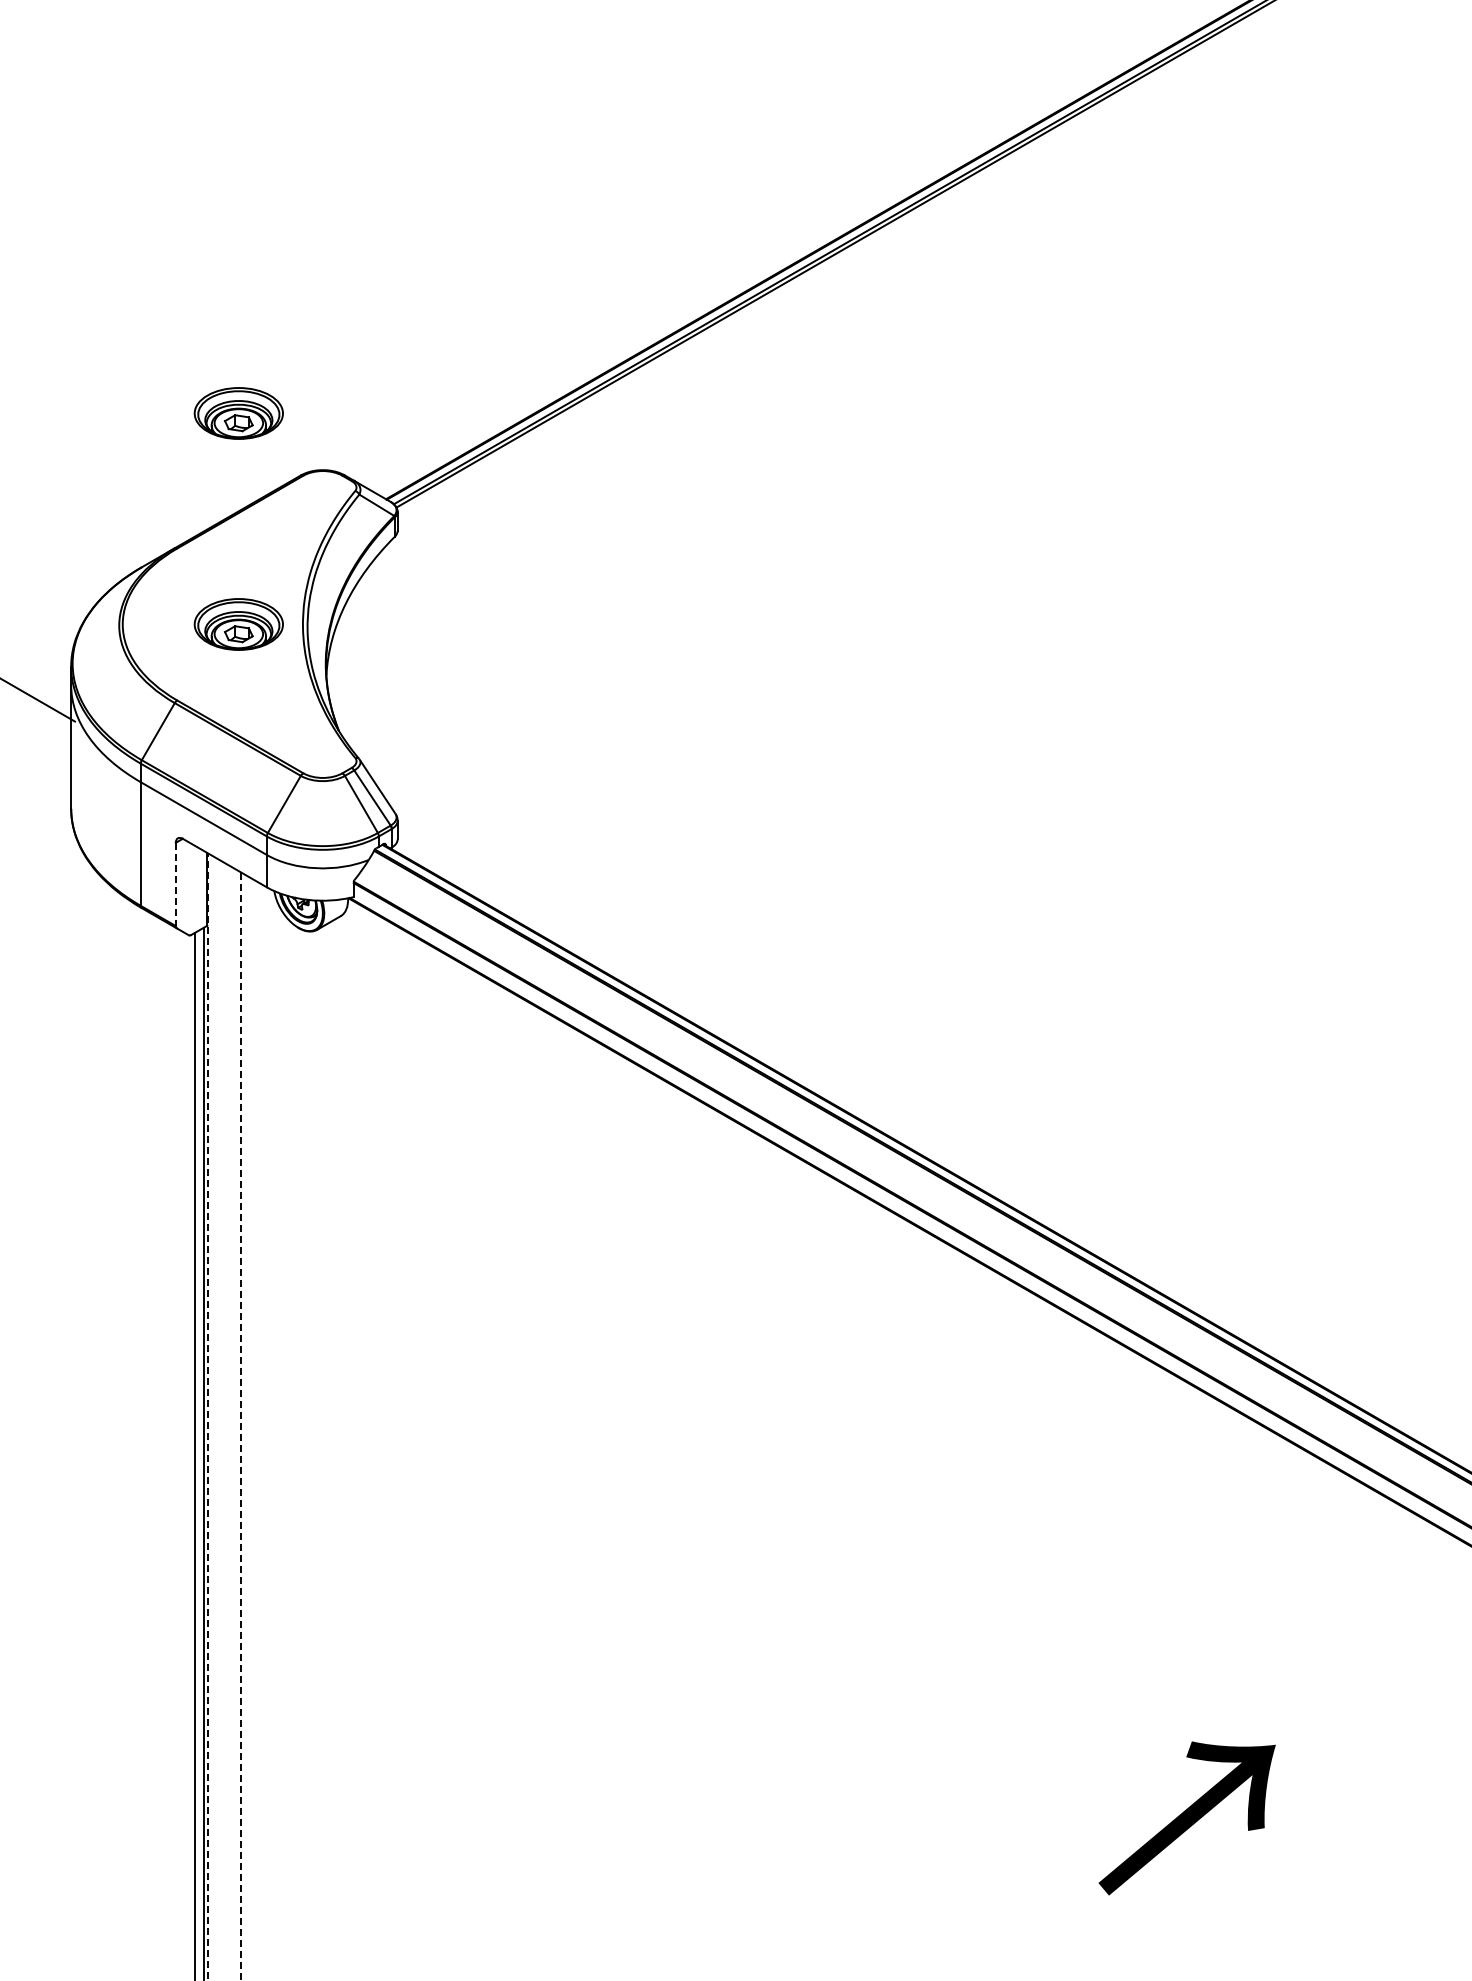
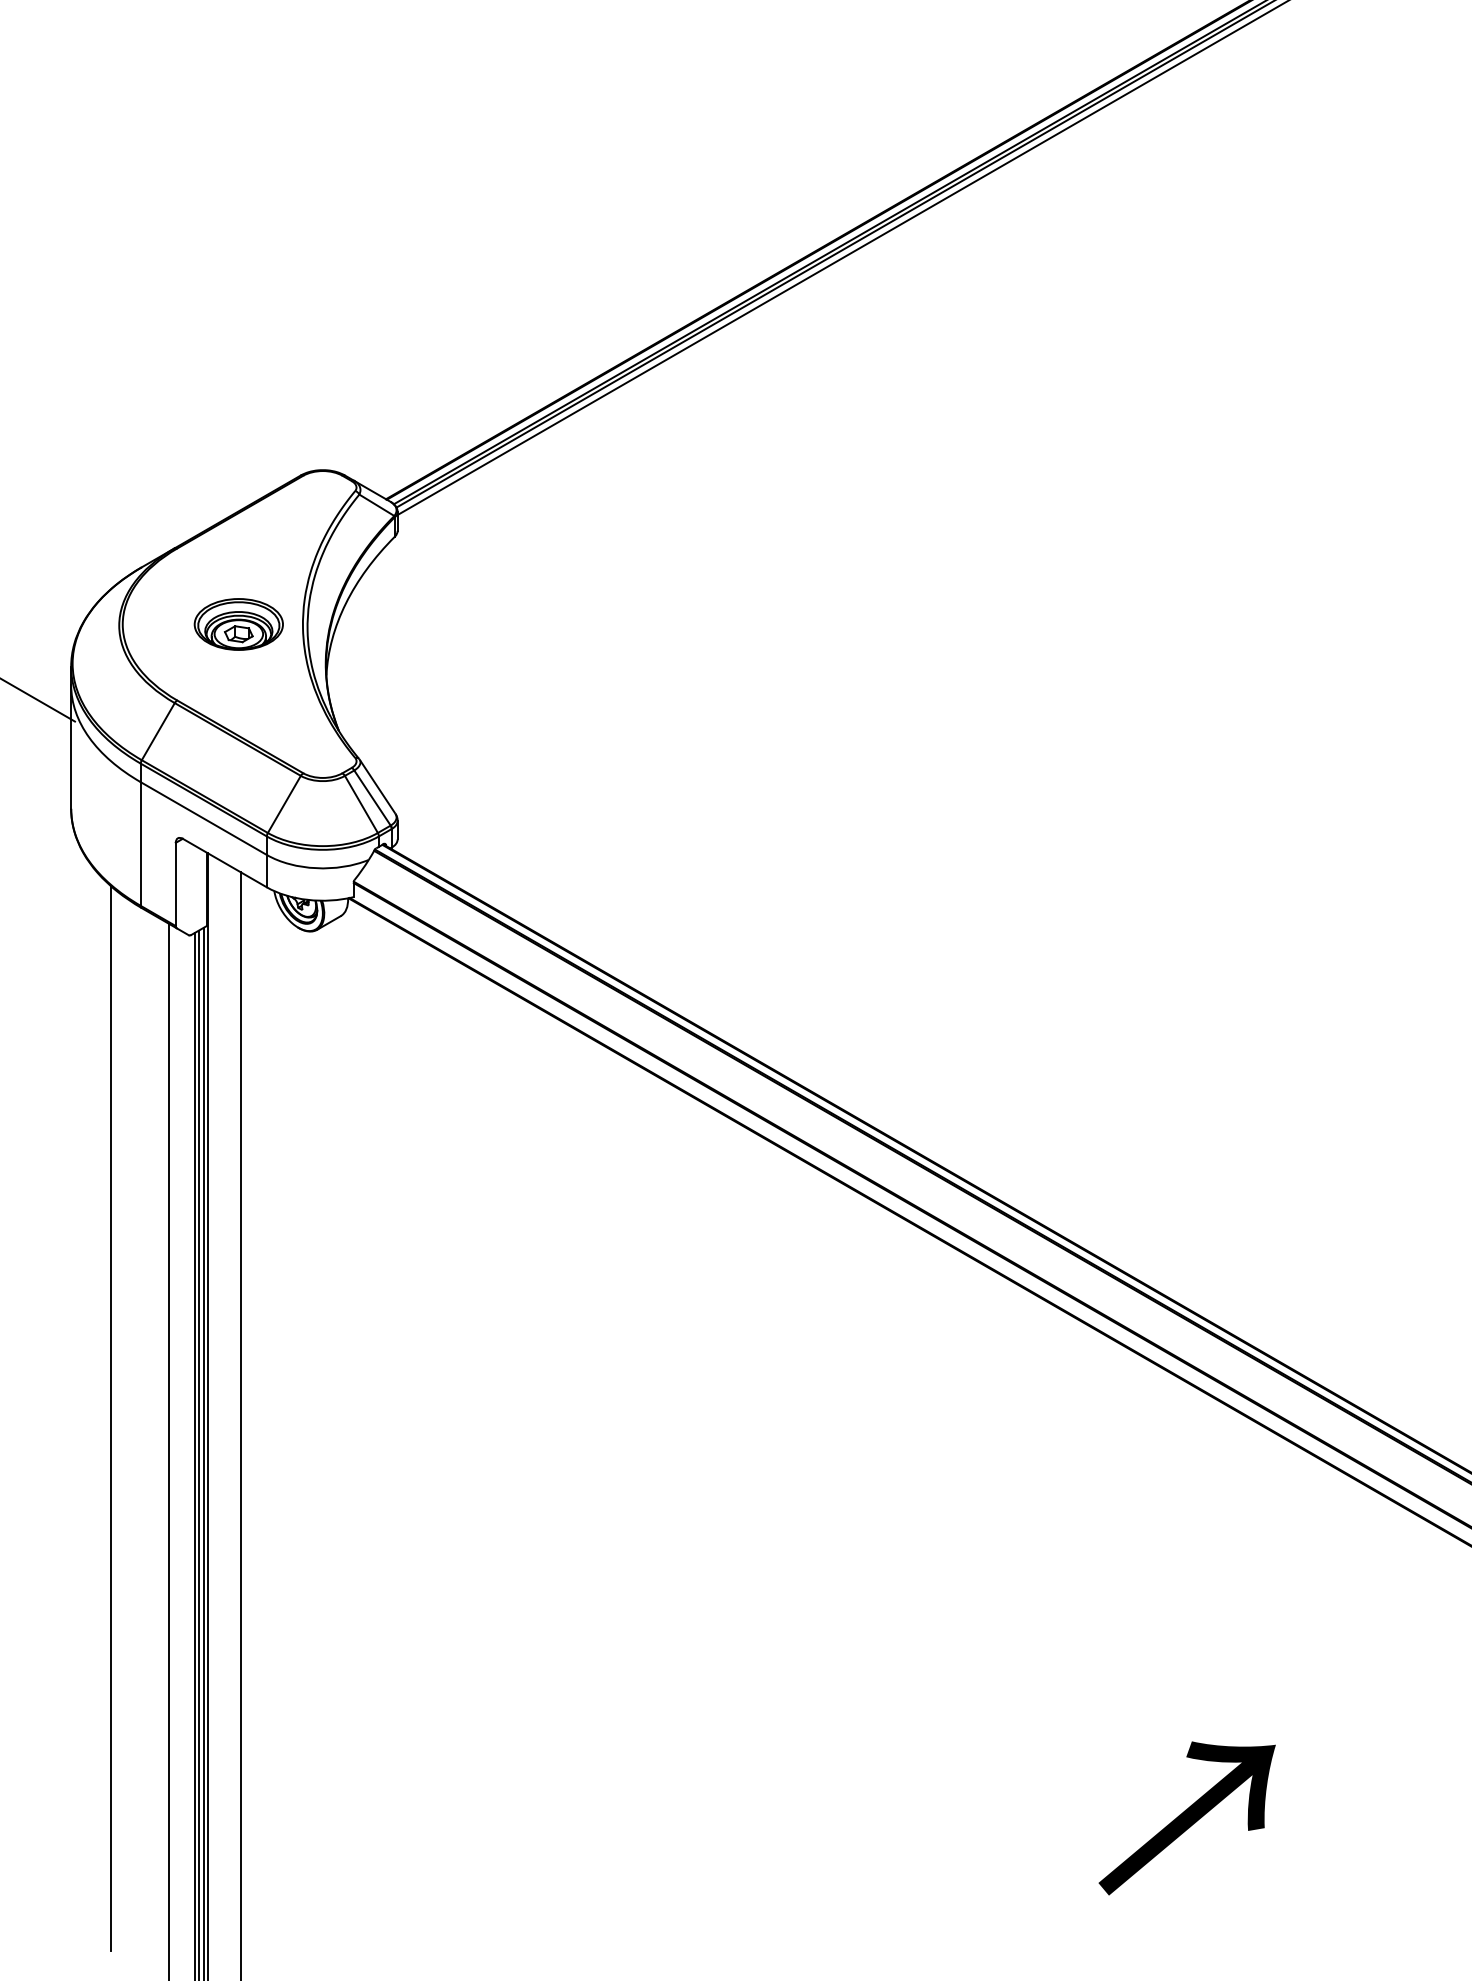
line: none -> present (841, 258)
part: present -> none (238, 413)
line: dashed -> solid (175, 884)
line: dashed -> solid (208, 1417)
line: none -> present (110, 1418)
line: dashed -> solid (240, 1425)
line: none -> present (168, 1450)
line: none -> present (198, 1453)
